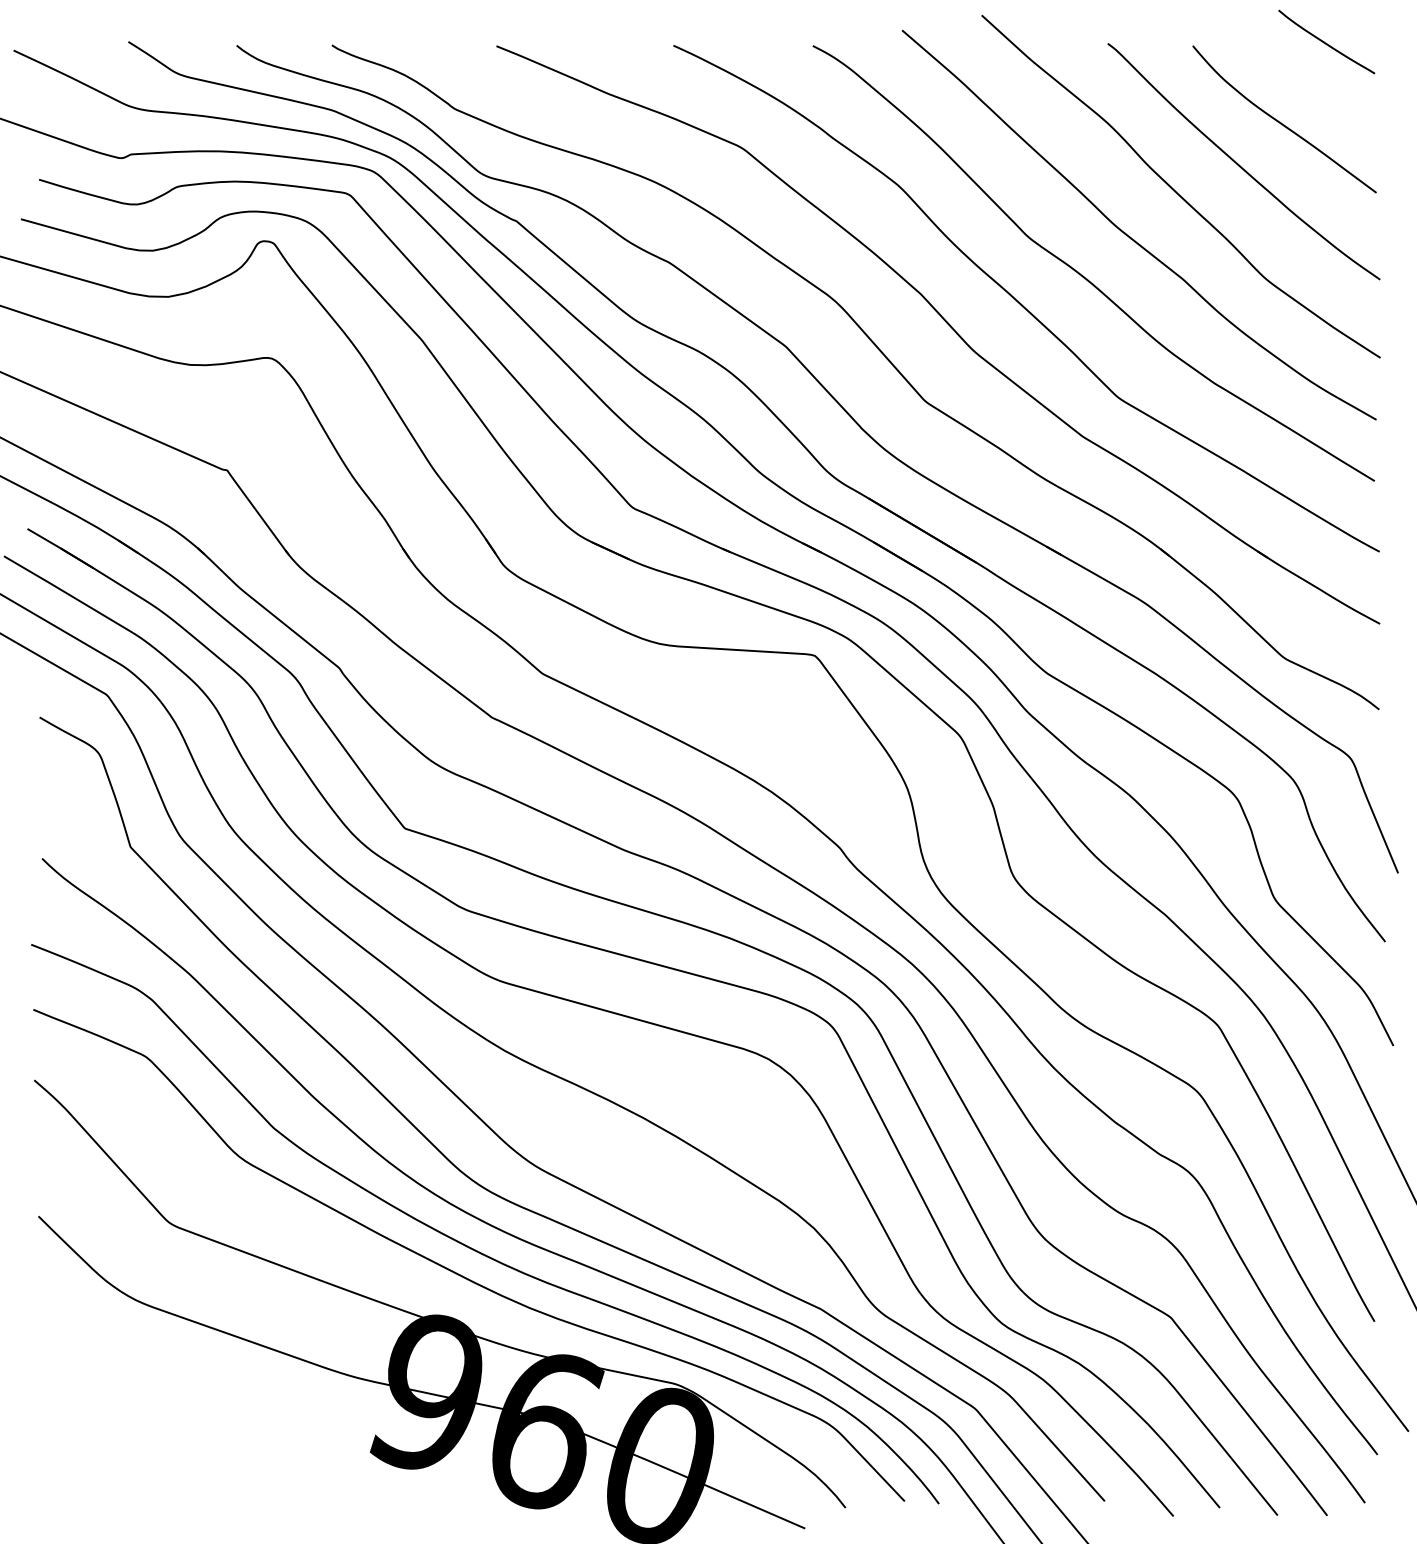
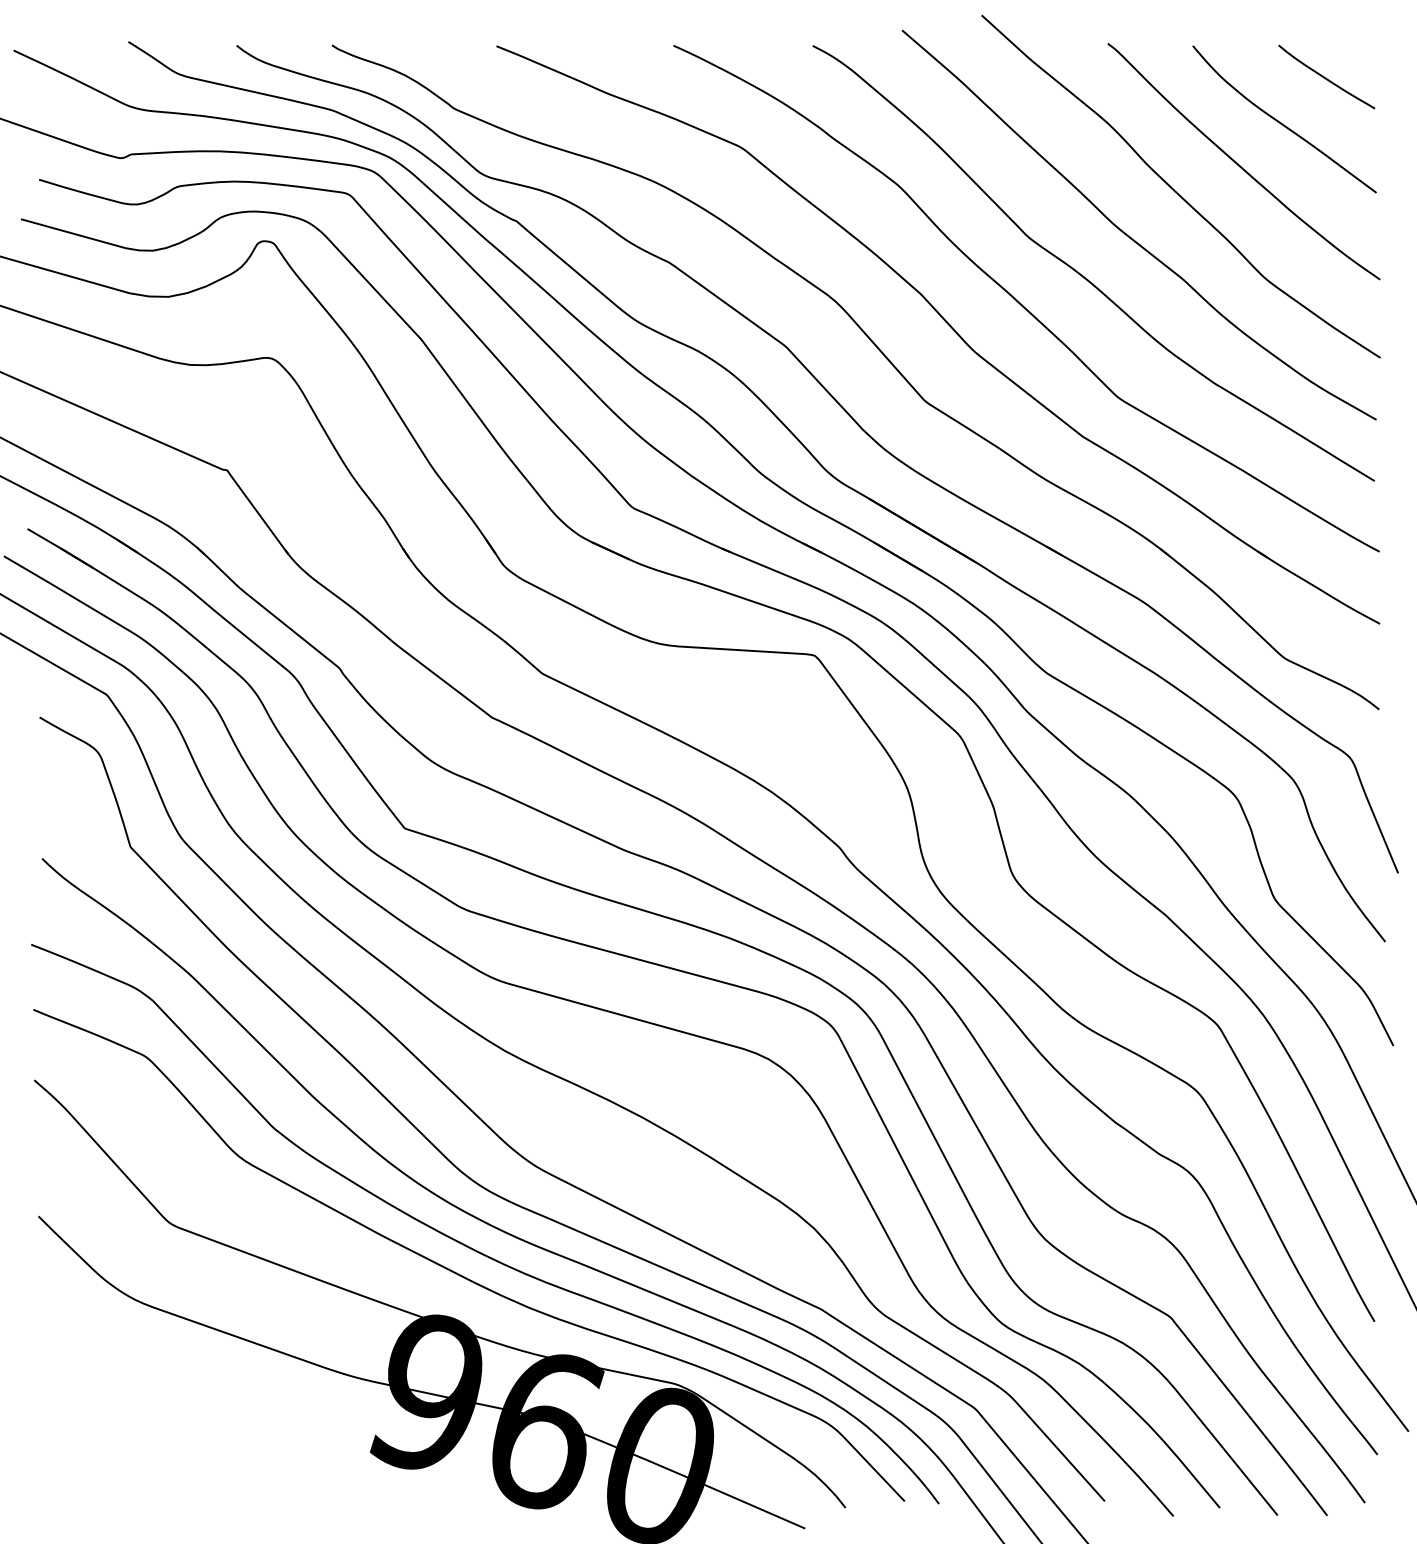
curve position: (1326, 42) -> (1326, 77) (1326, 77)
